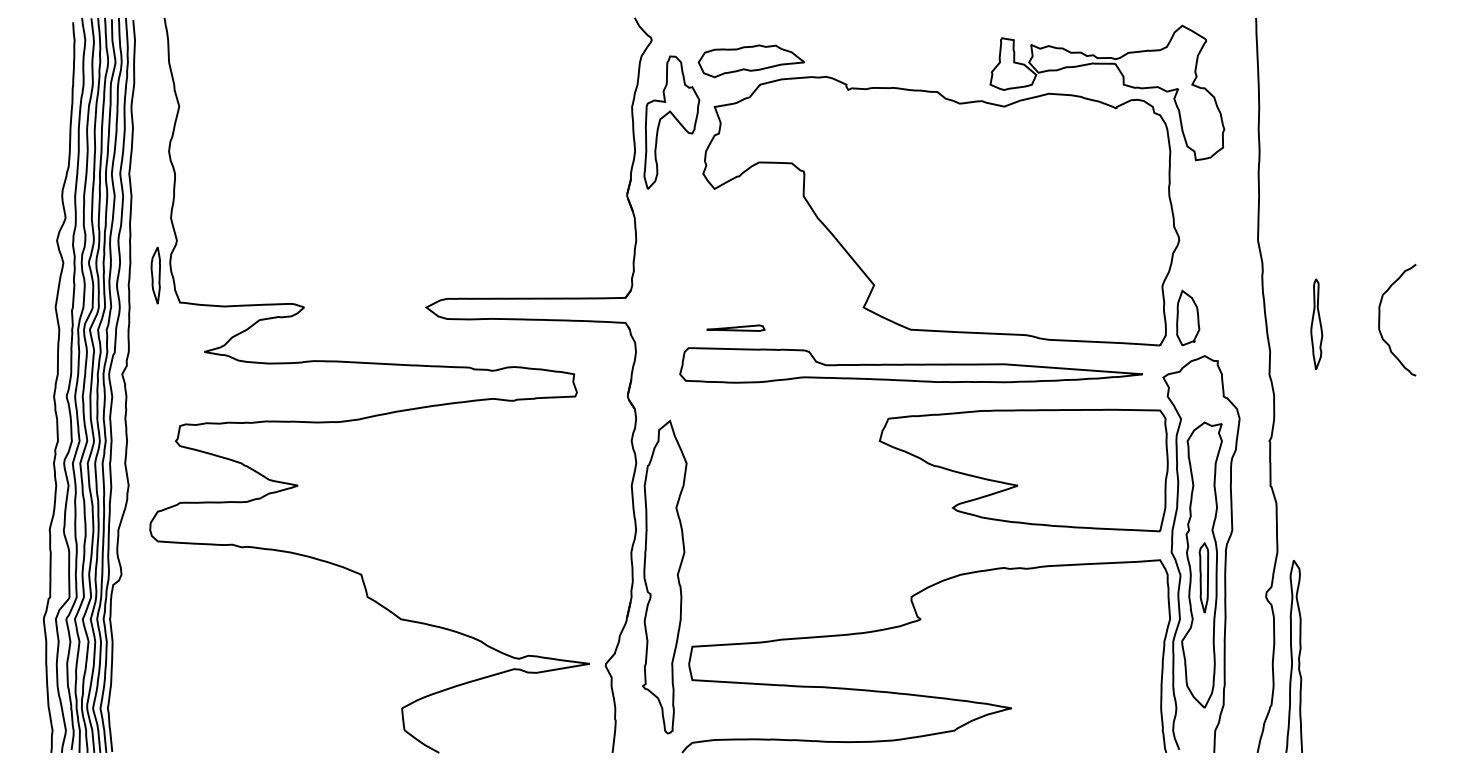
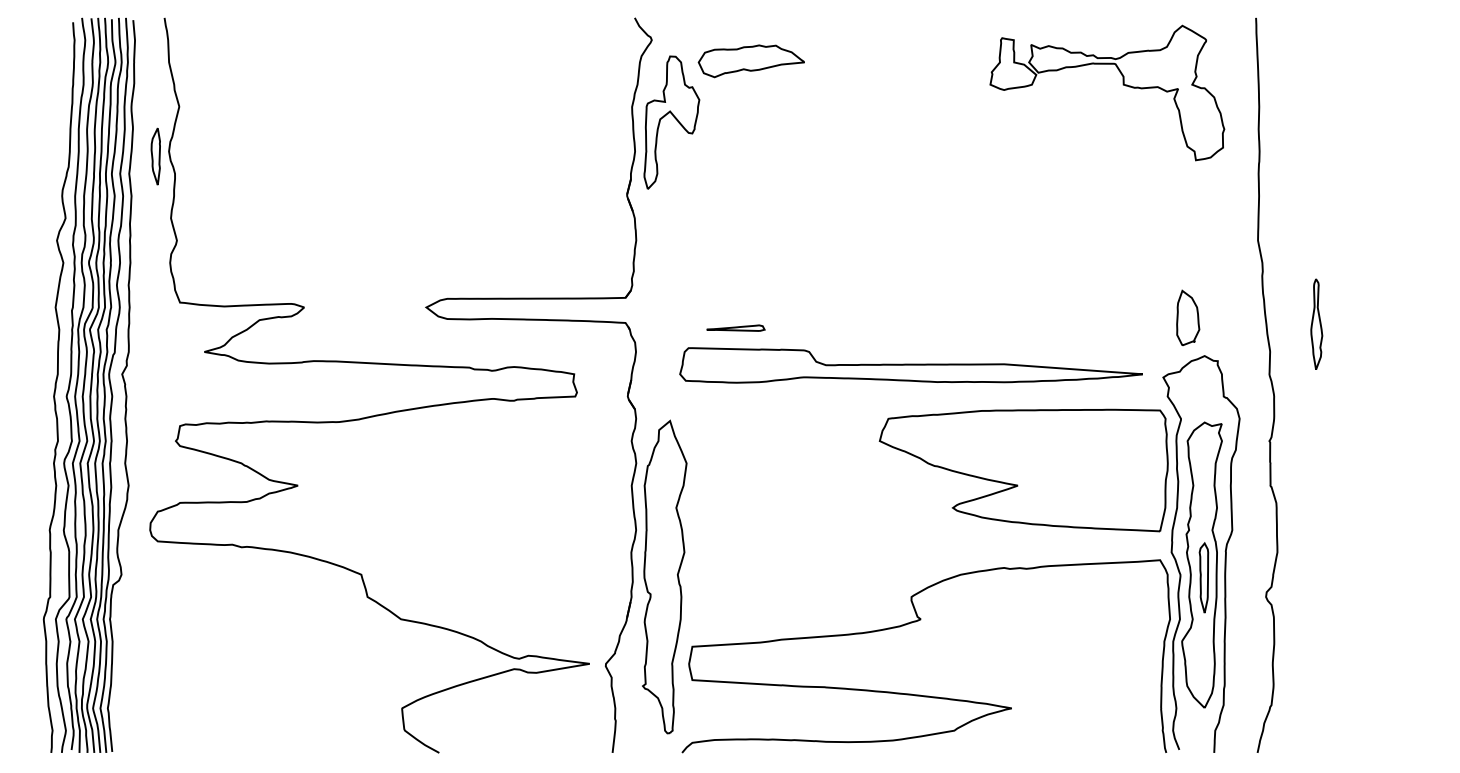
part: present -> none (941, 211)
part position: (155, 275) -> (155, 156) (155, 156)
curve: present -> none (1380, 320)
curve: present -> none (1292, 656)
